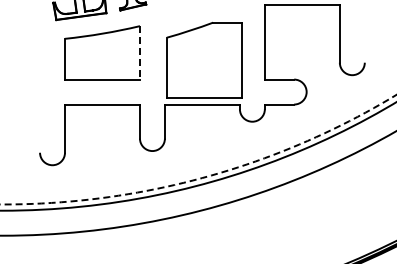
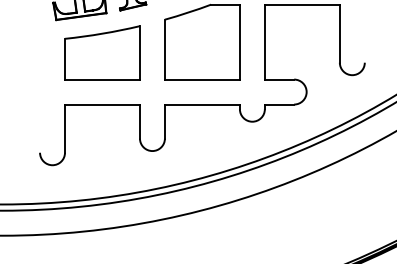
line: dashed -> solid (139, 52)
part position: (204, 60) -> (202, 42) (202, 42)
circle: dashed -> solid (198, 149)
